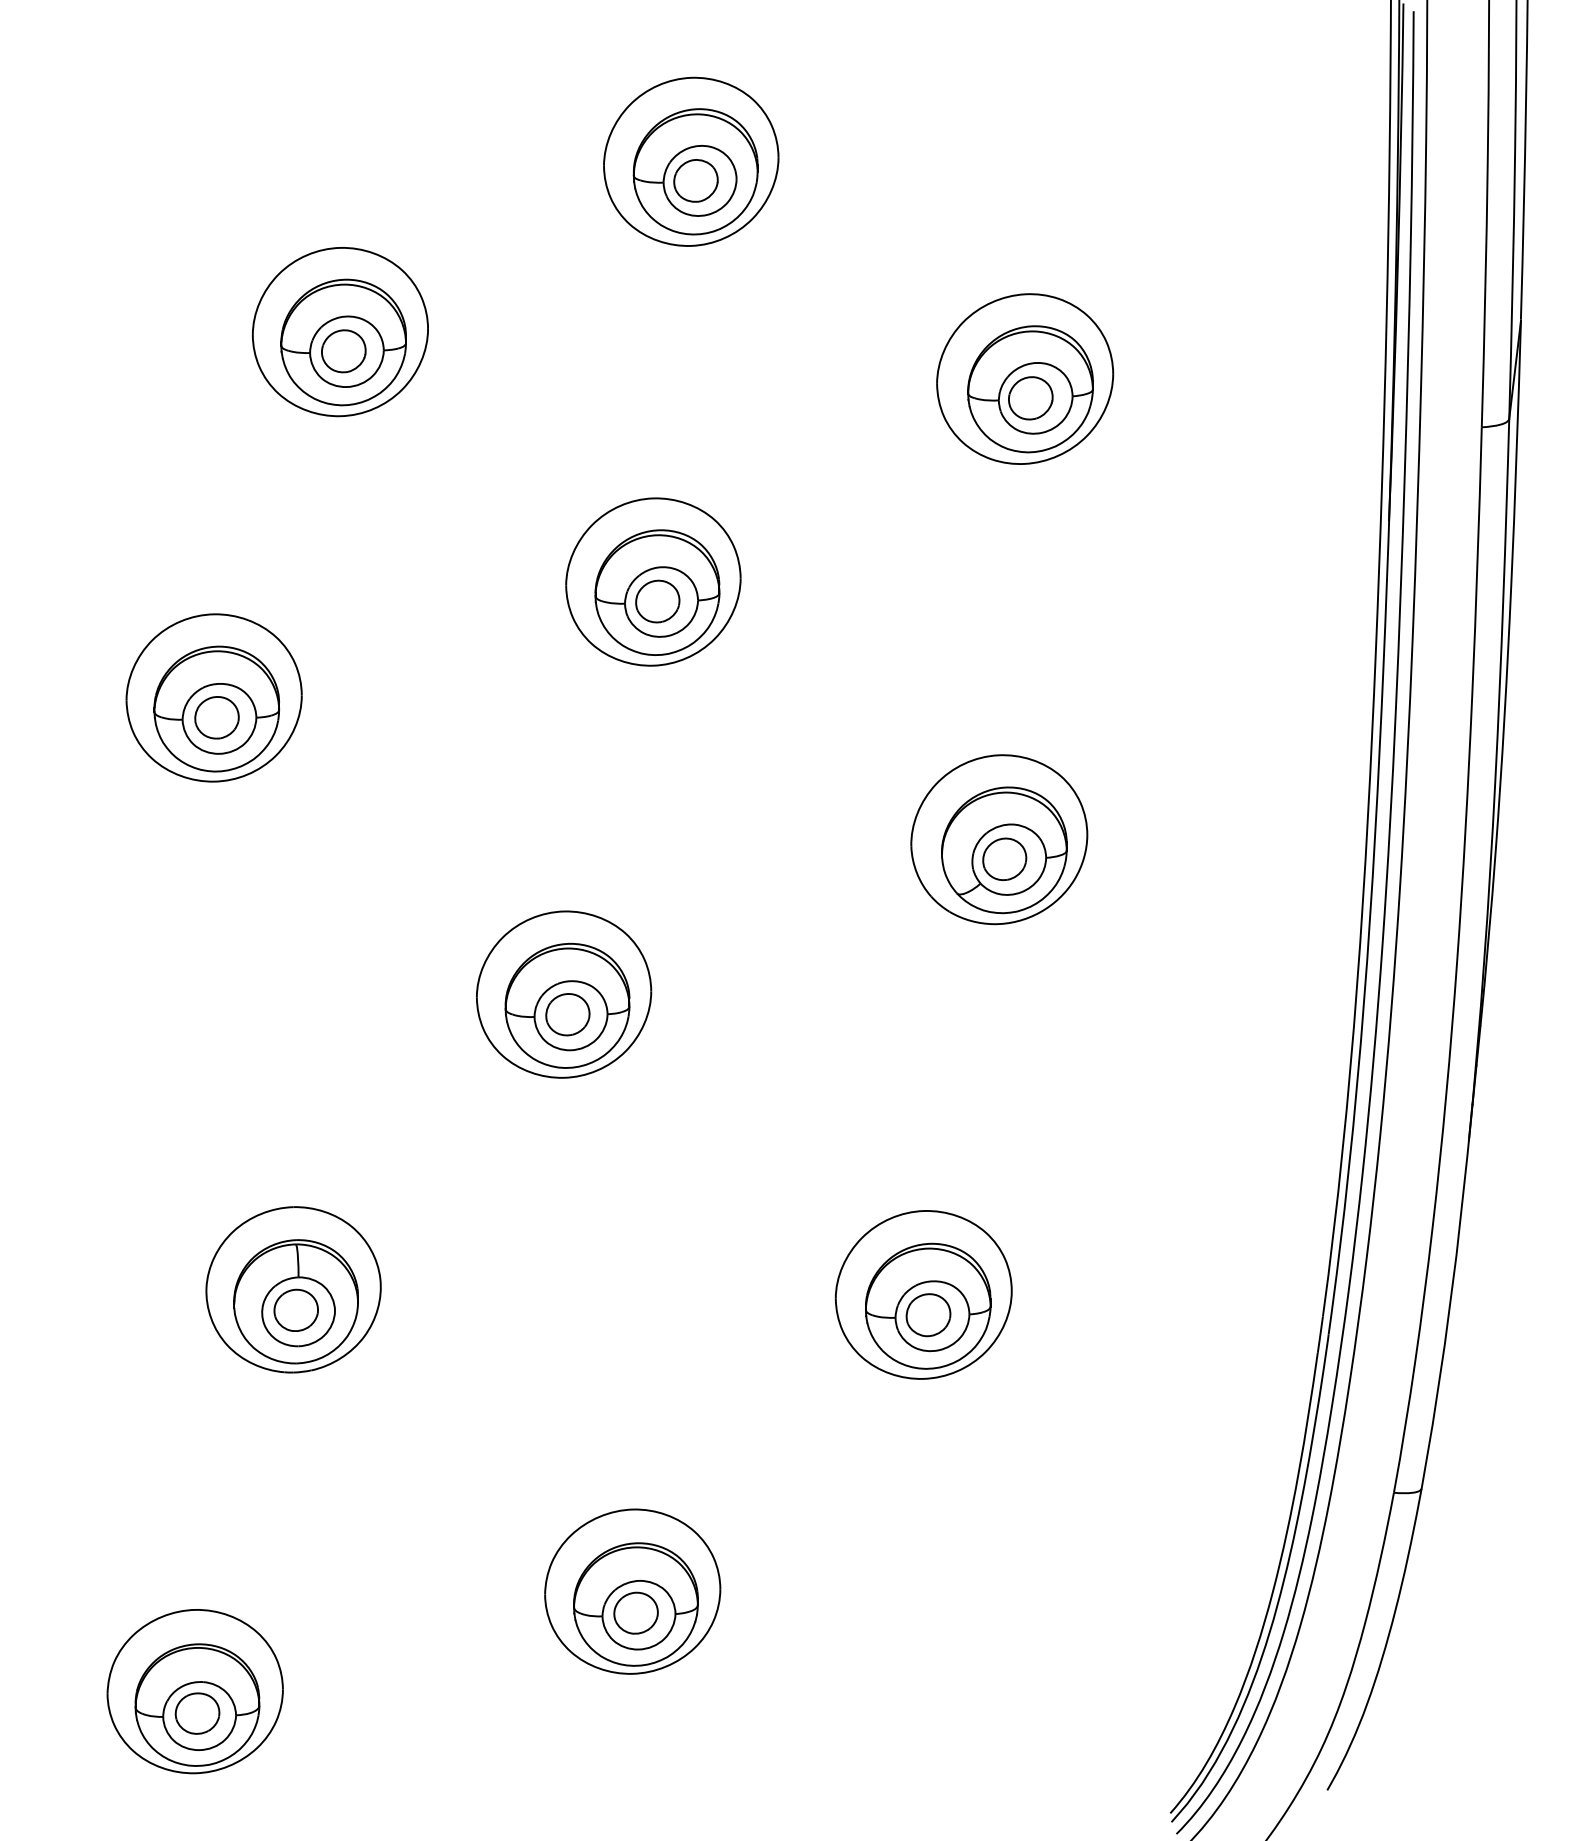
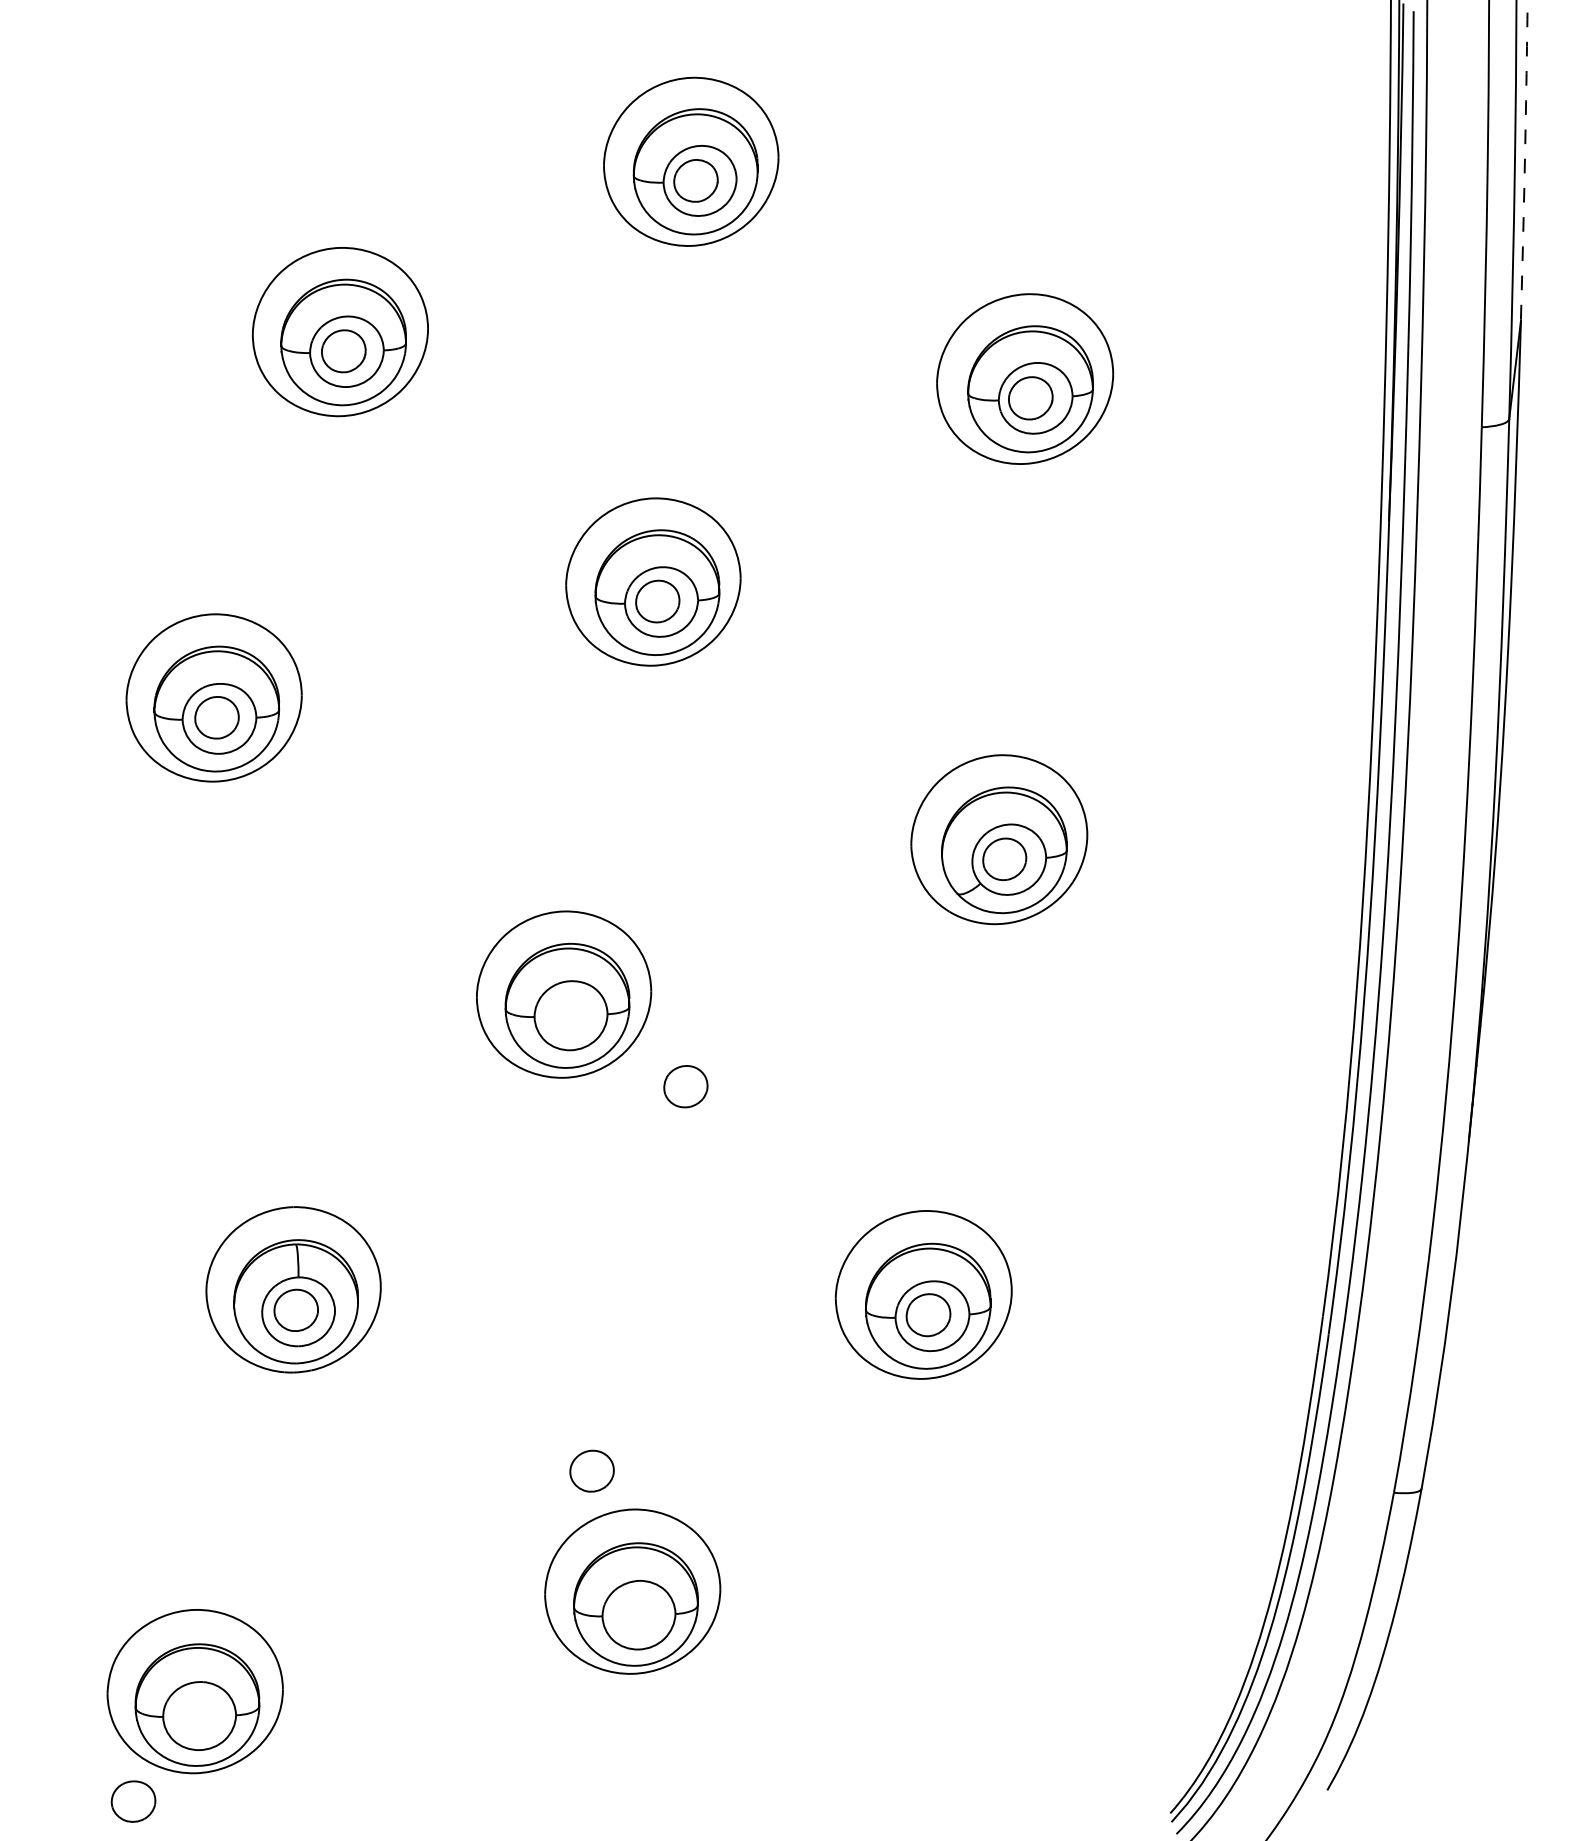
arc: solid -> dashed (1524, 159)
part position: (567, 1014) -> (685, 1086) (685, 1086)
part position: (635, 1612) -> (591, 1470) (591, 1470)
part position: (197, 1713) -> (133, 1801) (133, 1801)
